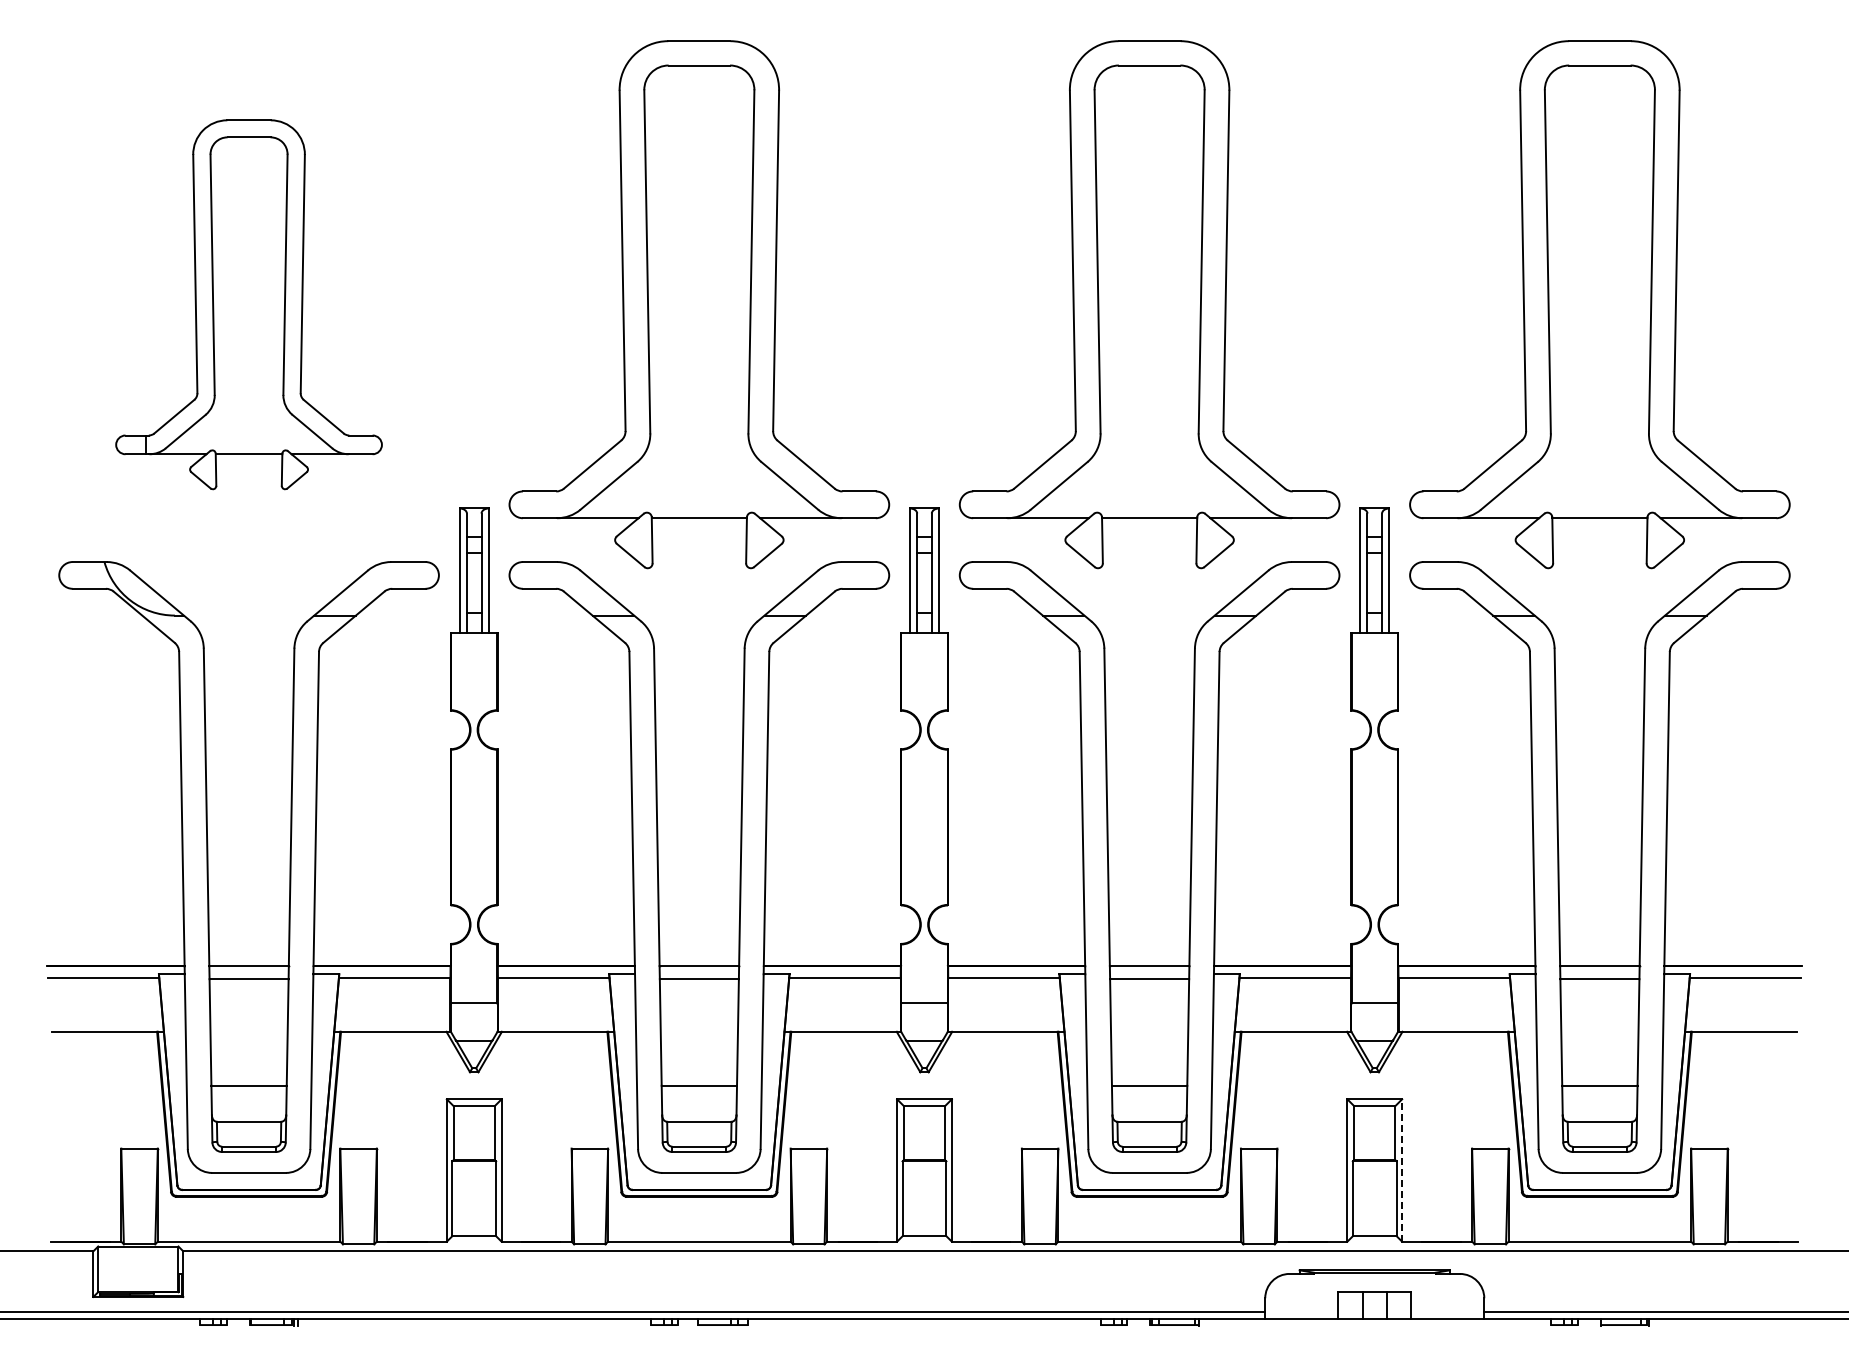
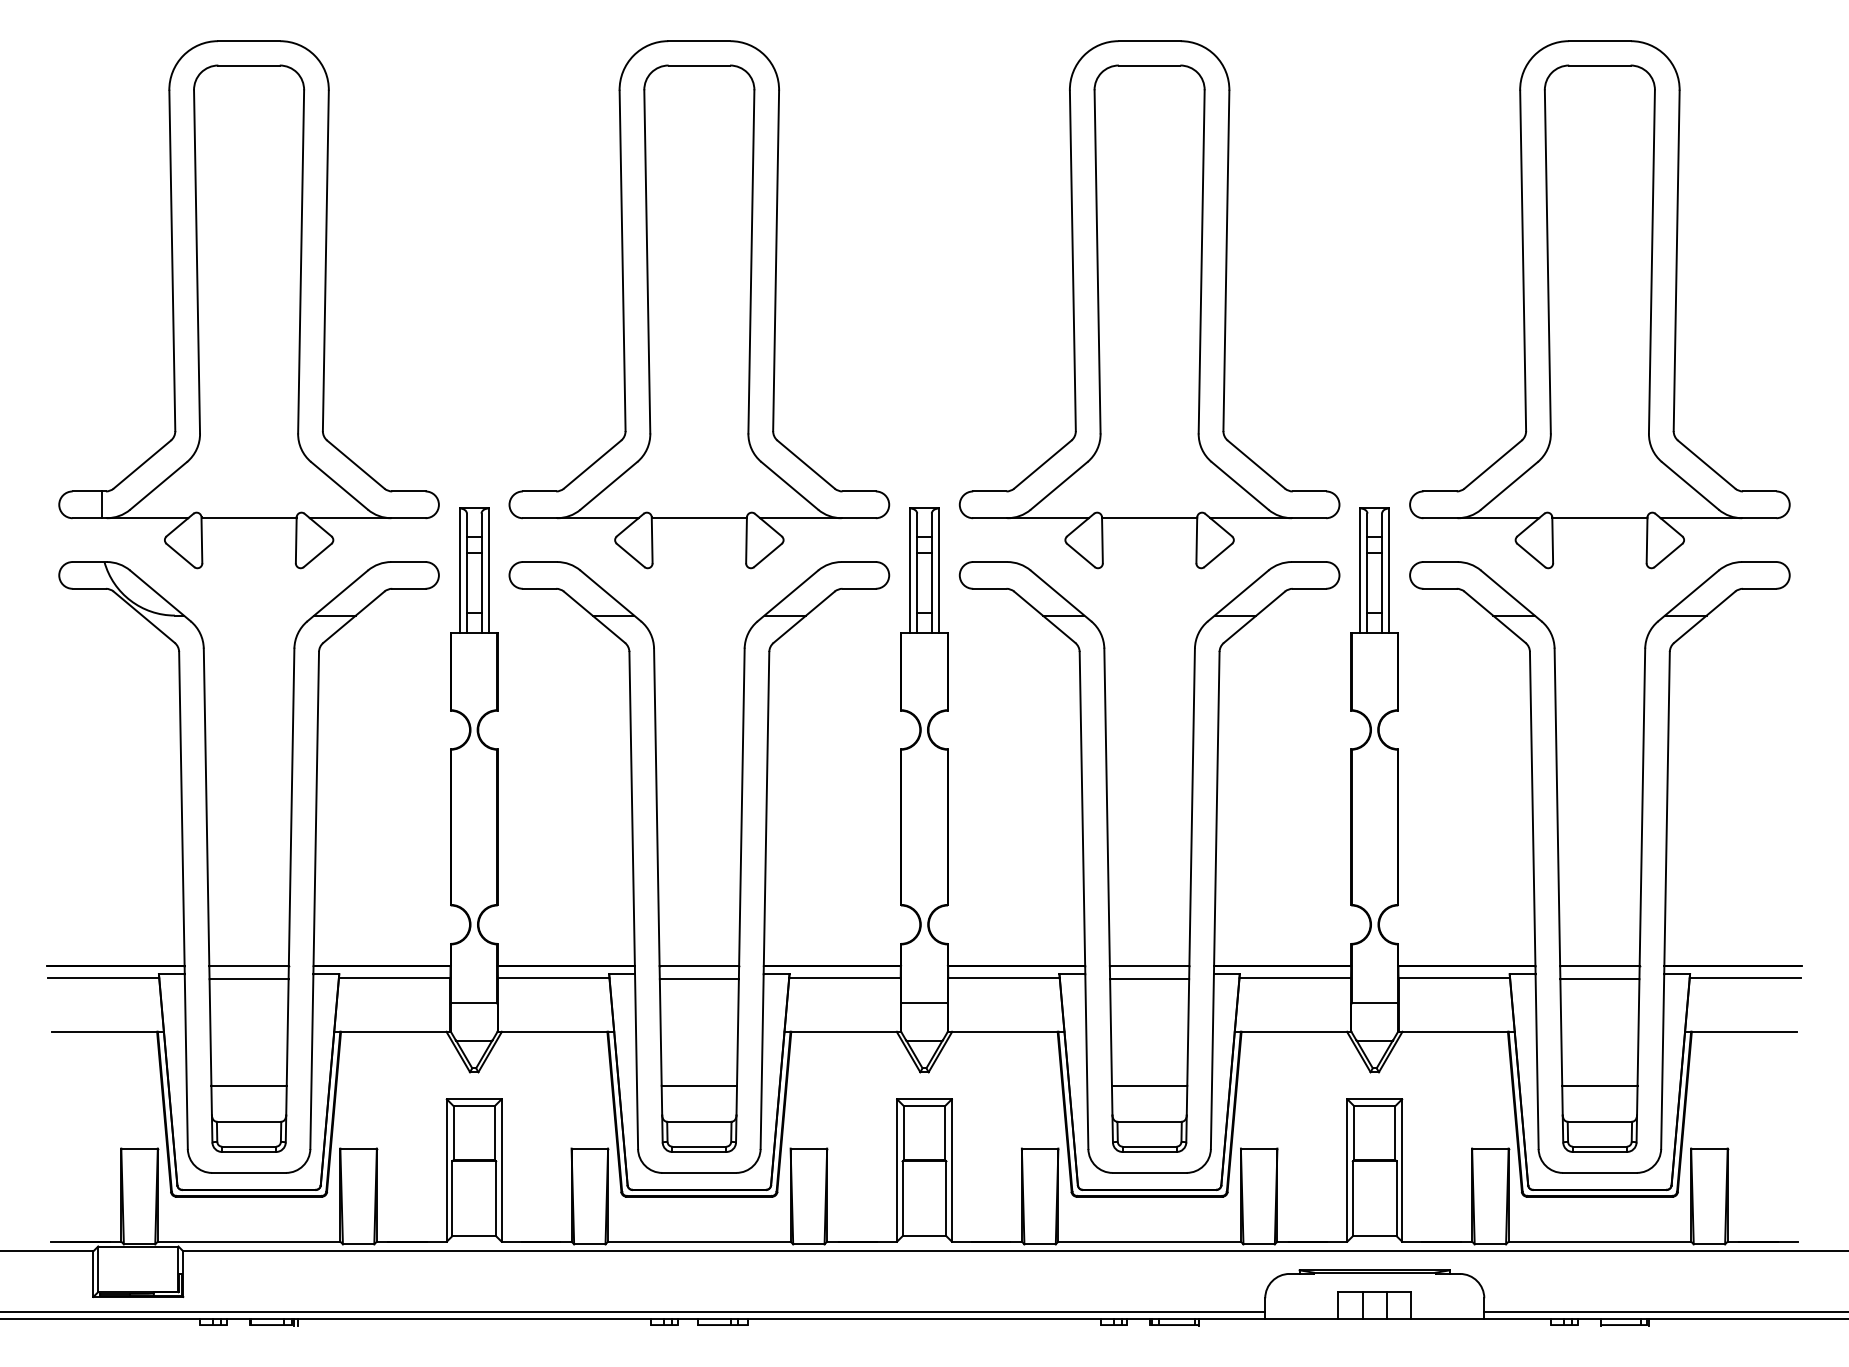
part size: 268x372 px -> 382x530 px (248, 304)
line: dashed -> solid (1402, 1170)
